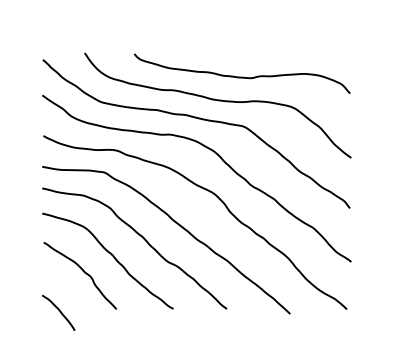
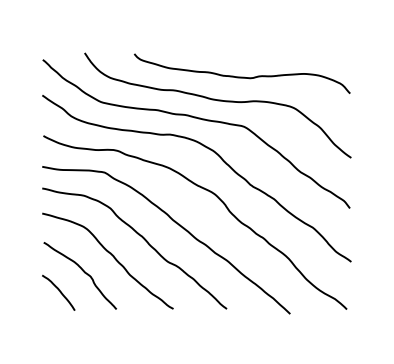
curve position: (59, 312) -> (59, 292) (59, 292)
